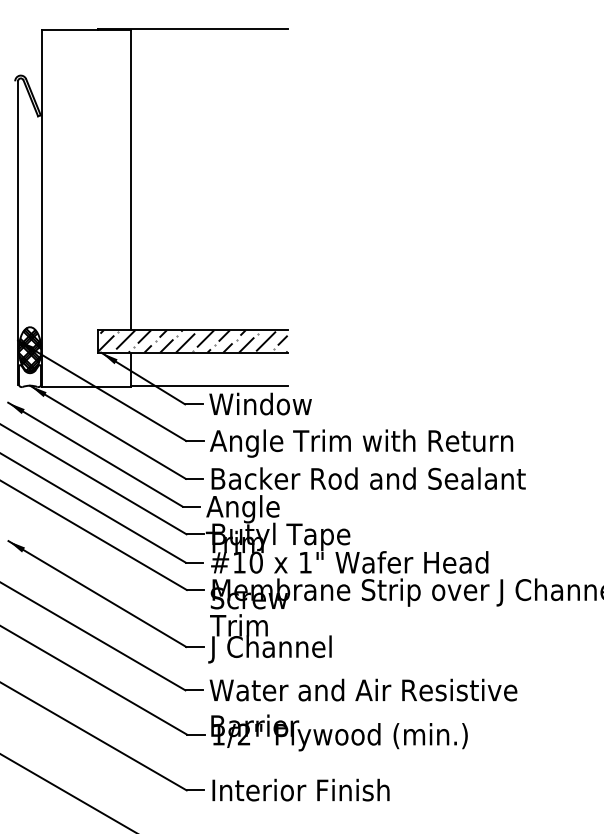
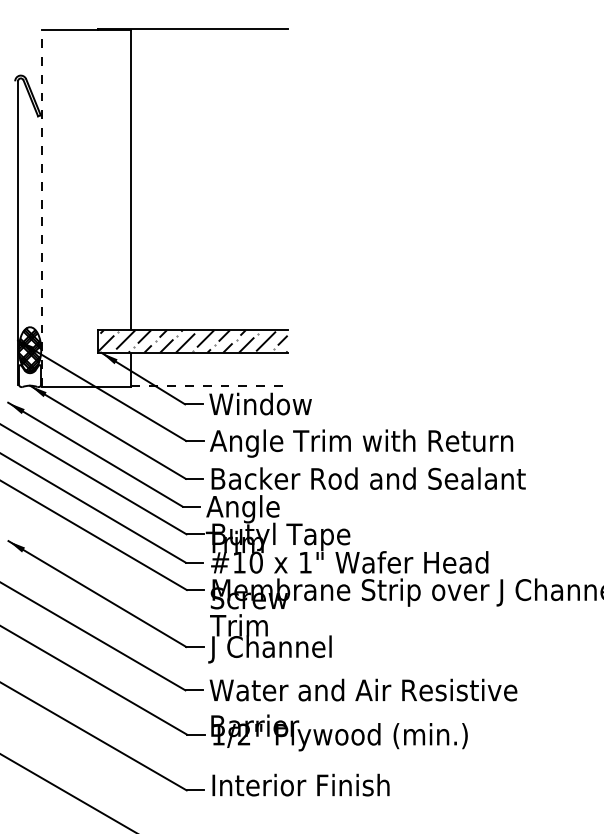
line: solid -> dashed (42, 208)
line: solid -> dashed (209, 386)
text position: (300, 789) -> (300, 784) (300, 784)
